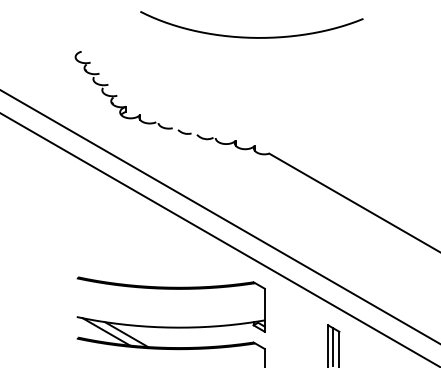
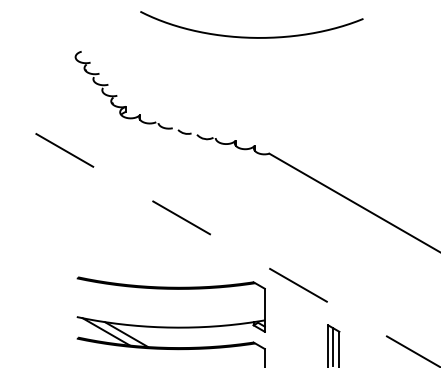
line: present -> none (219, 216)
line: solid -> dashed (220, 240)
